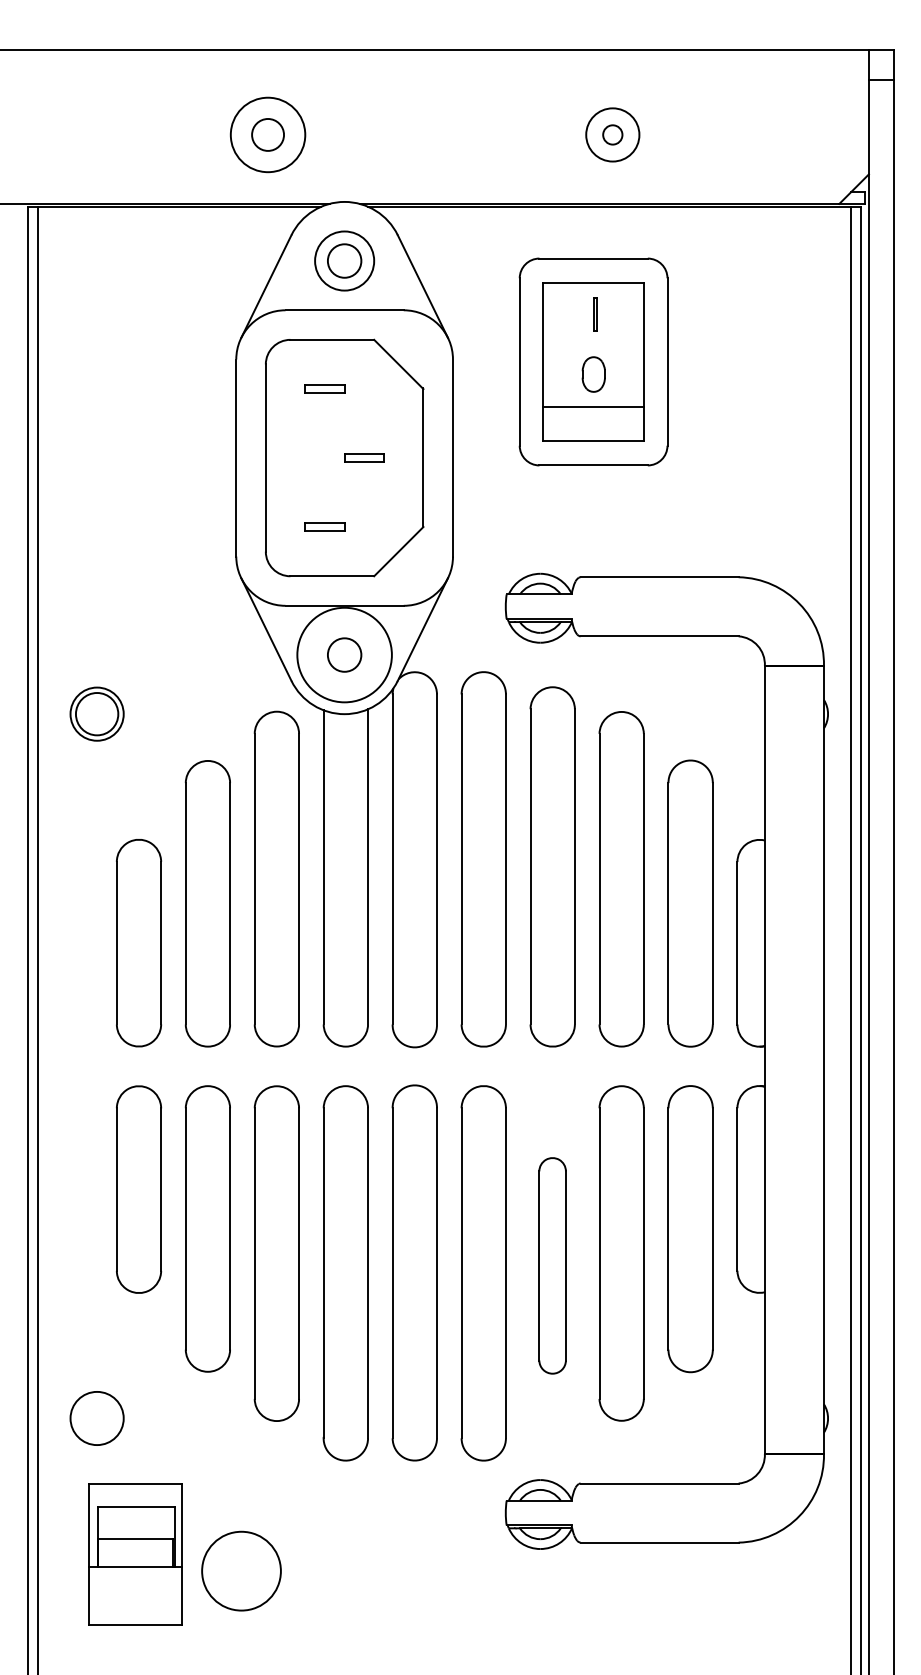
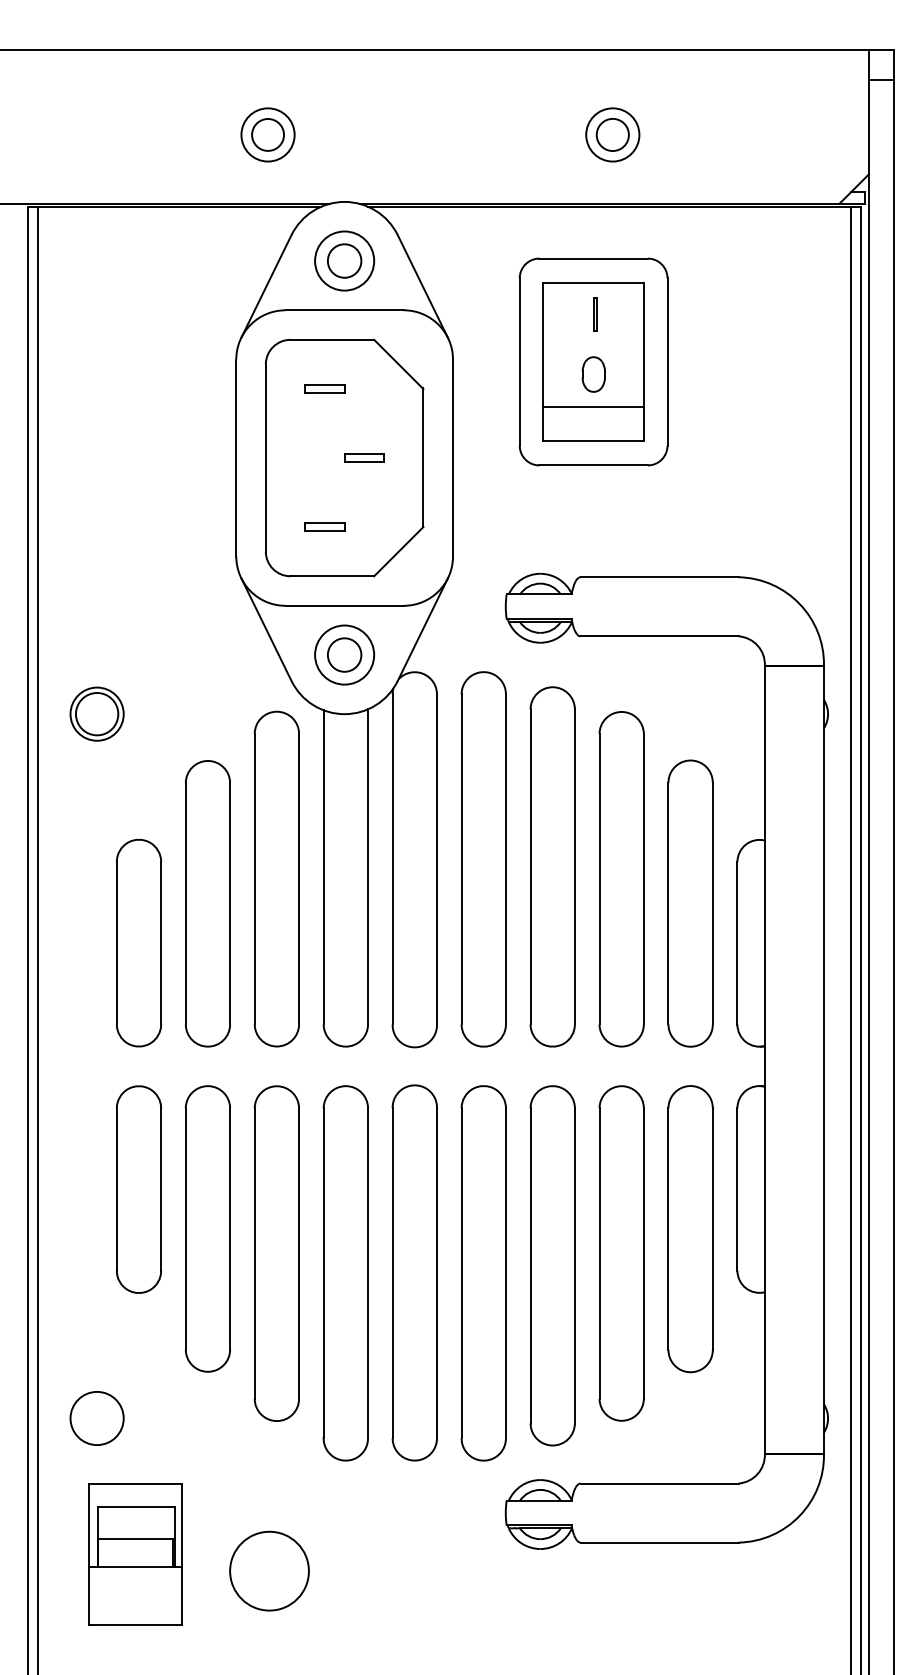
circle diameter: 74 px -> 53 px (267, 134)
circle diameter: 19 px -> 32 px (612, 134)
circle diameter: 95 px -> 59 px (344, 654)
part size: 29x218 px -> 47x362 px (552, 1265)
circle position: (241, 1570) -> (269, 1570) (269, 1570)
